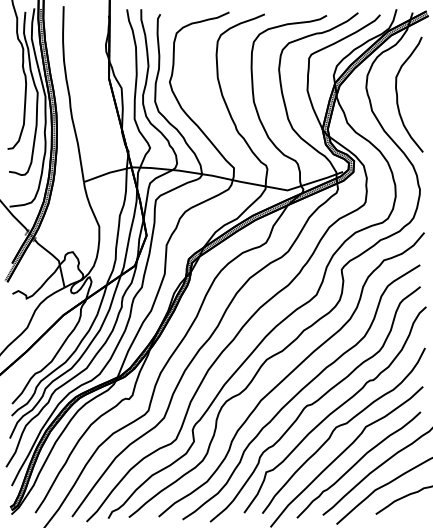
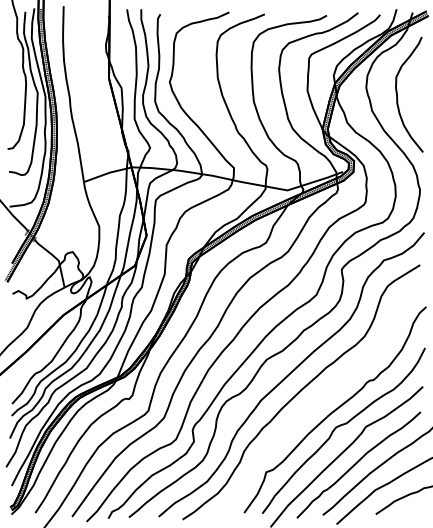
curve: present -> none (314, 403)
